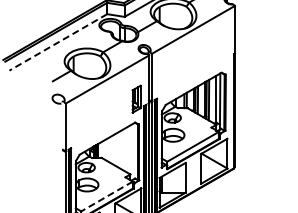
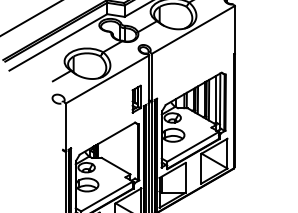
line: none -> present (30, 18)
line: dashed -> solid (57, 42)
line: dashed -> solid (107, 196)
